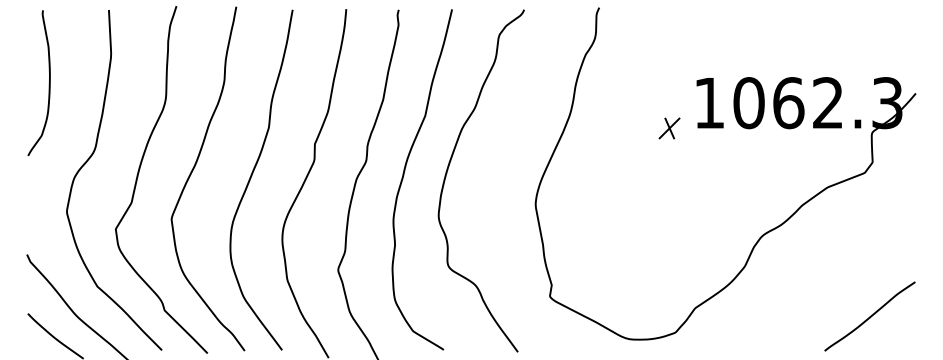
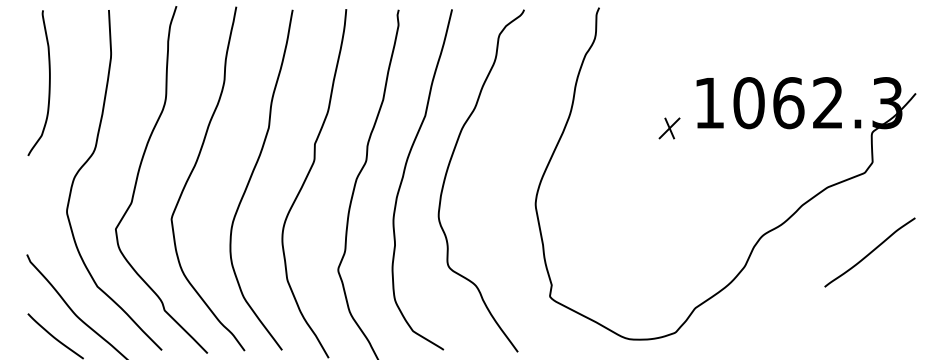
curve position: (869, 316) -> (869, 252) (869, 252)
